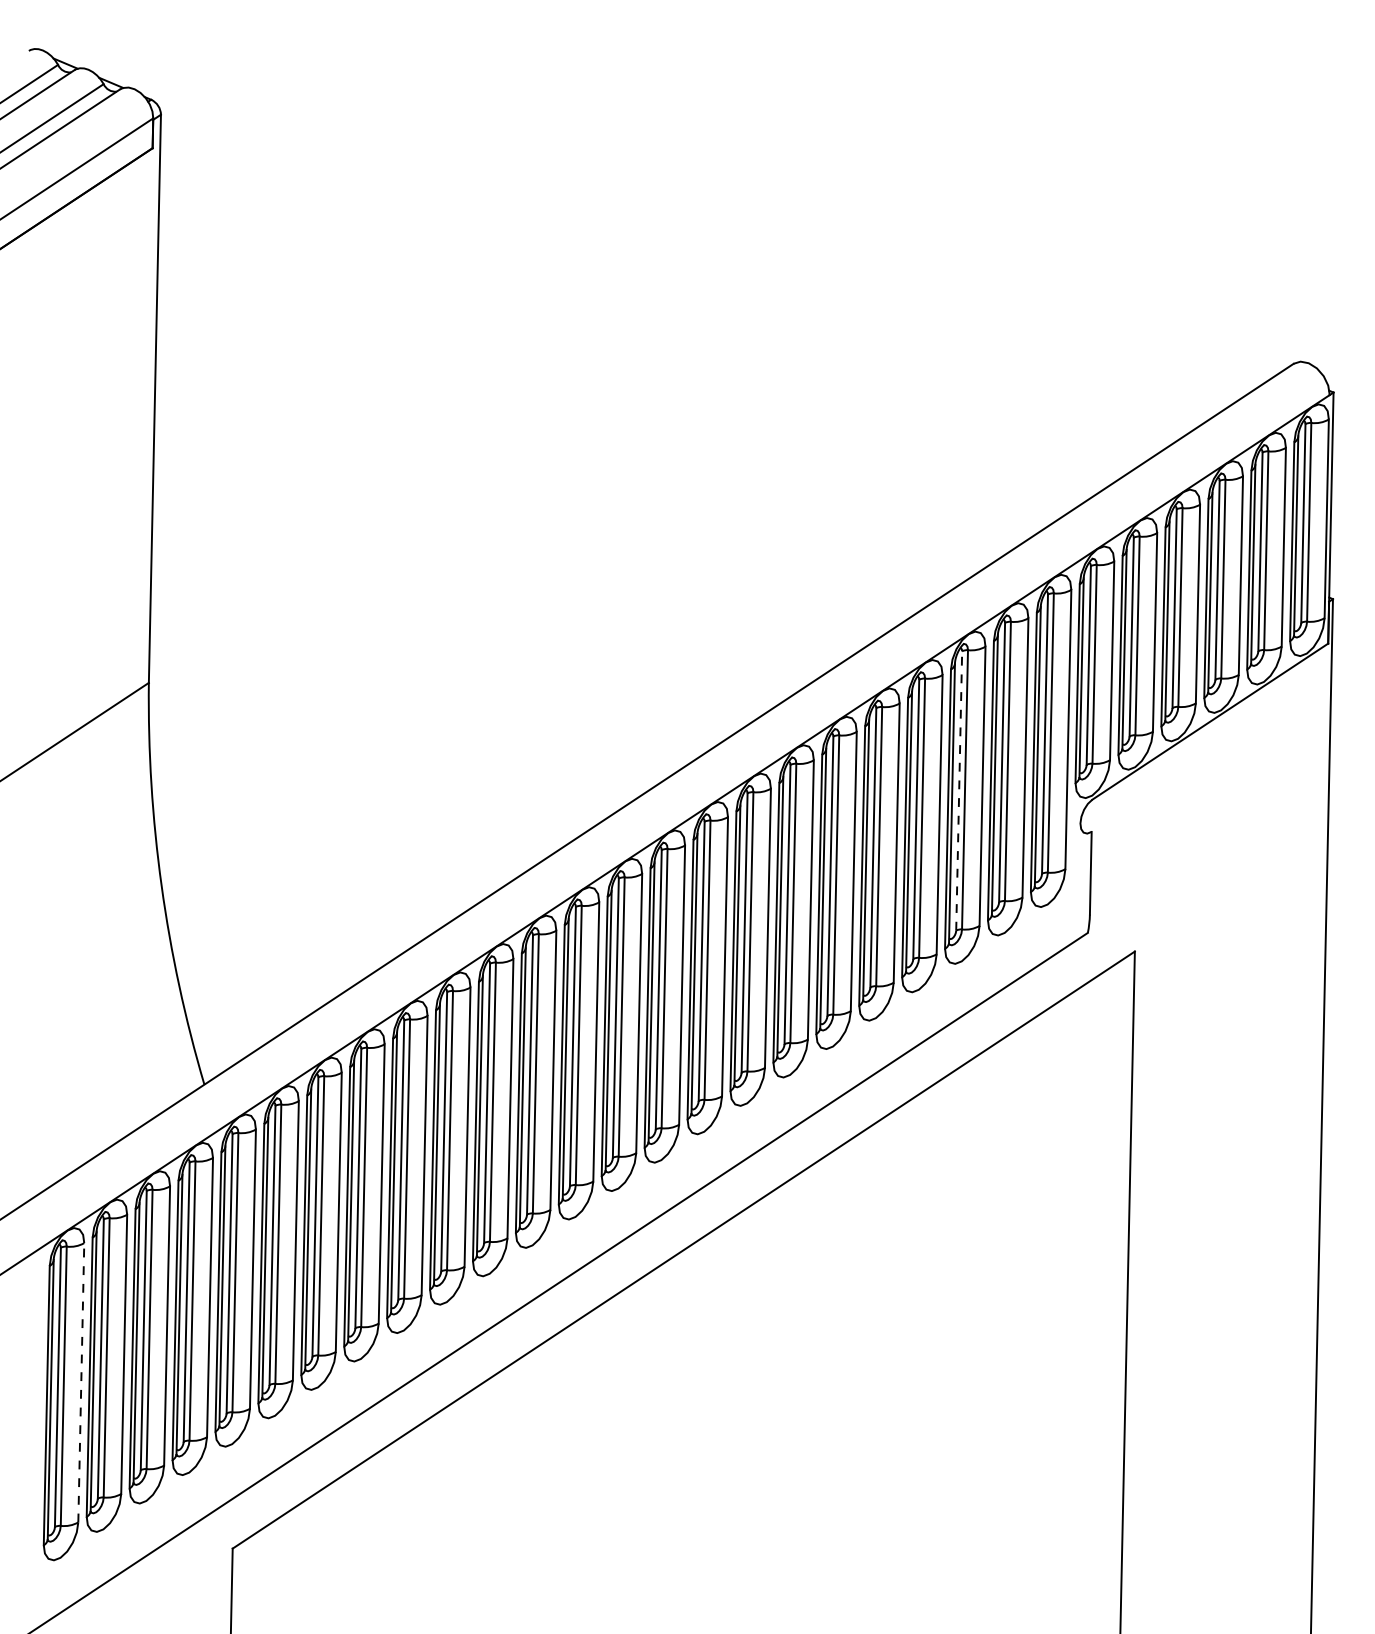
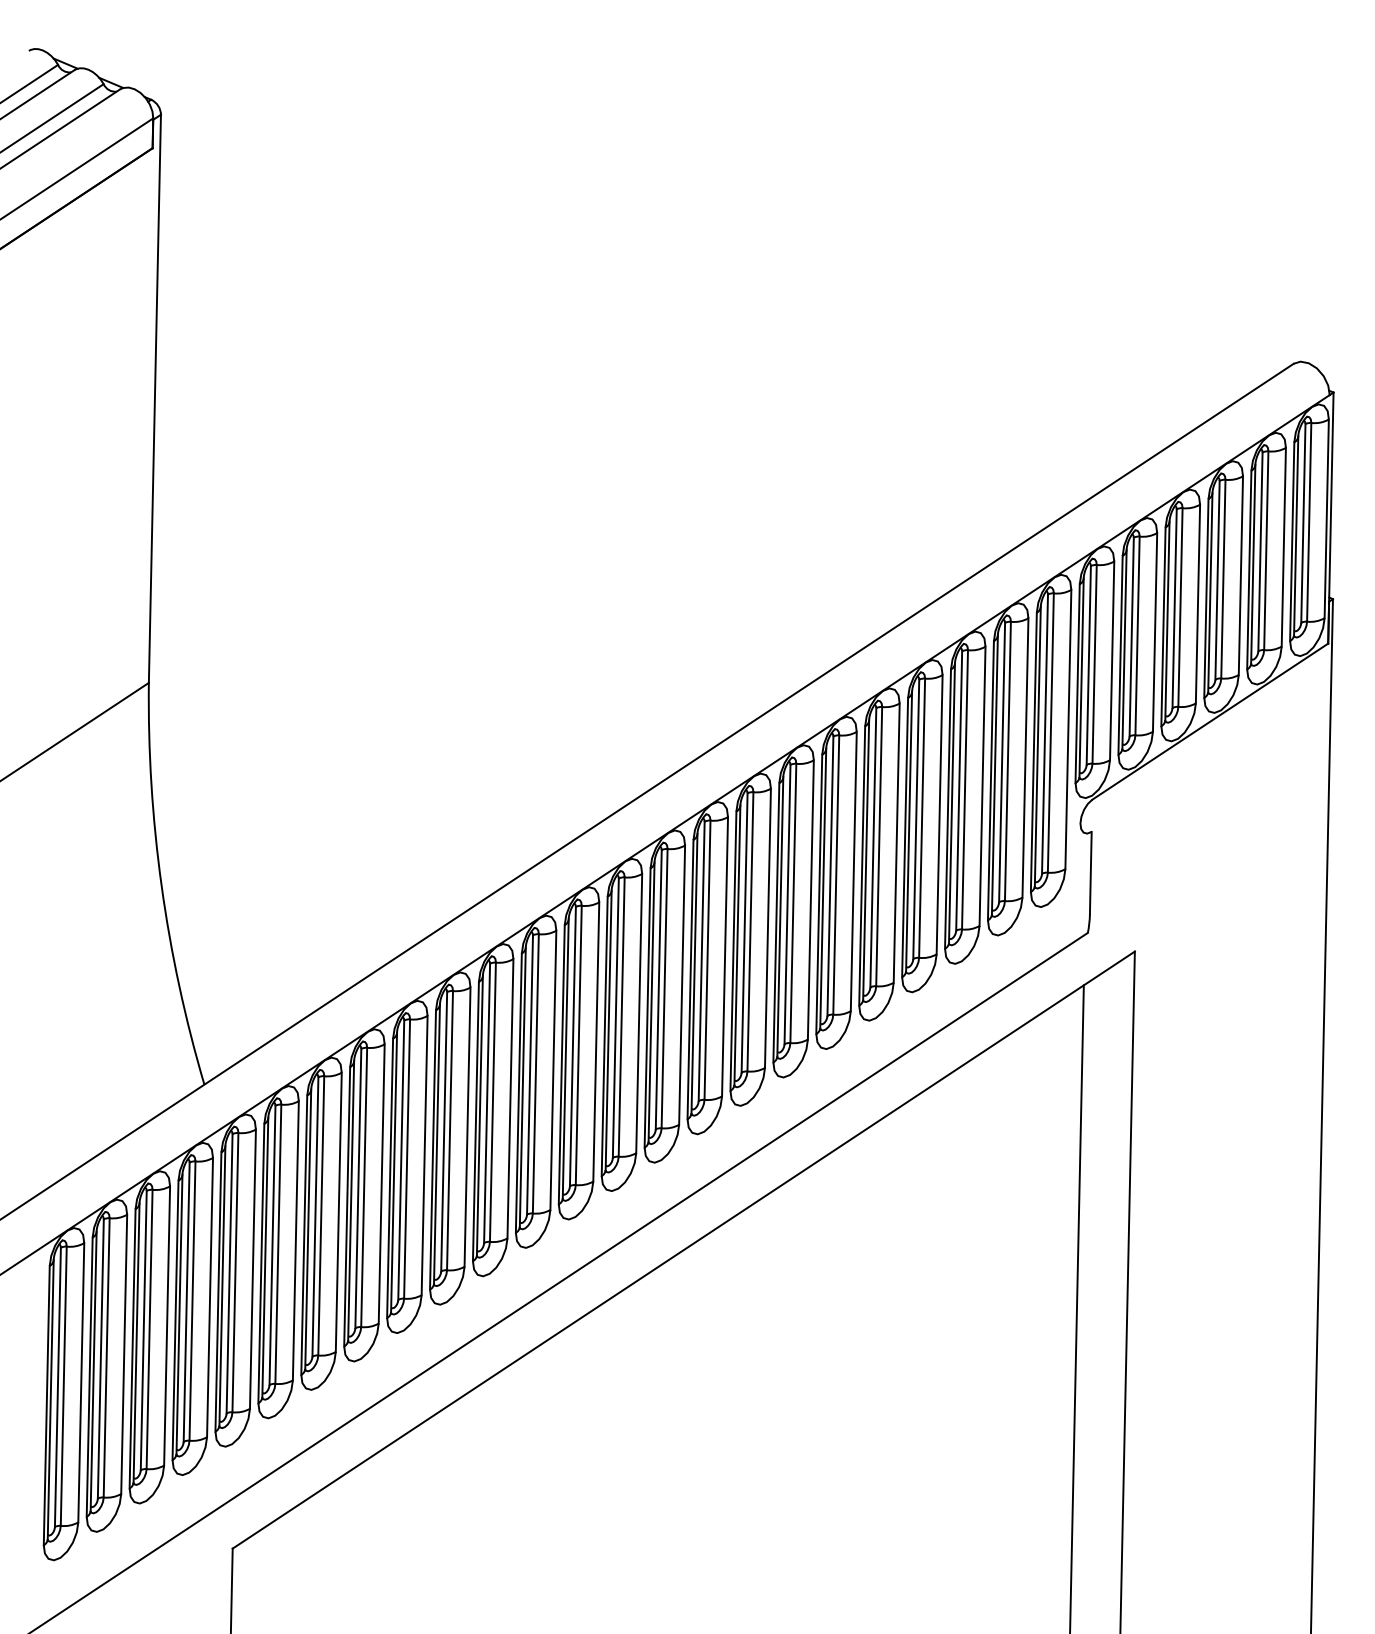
line: dashed -> solid (959, 790)
line: none -> present (1076, 1307)
line: dashed -> solid (81, 1382)
